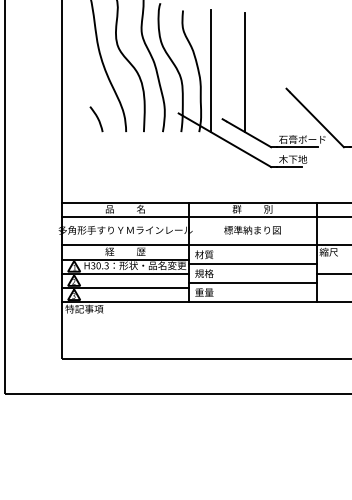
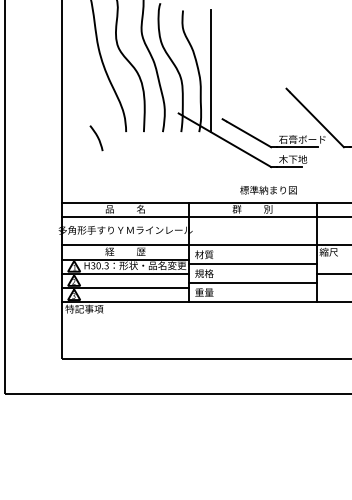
line: present -> none (245, 72)
curve position: (97, 119) -> (97, 138) (97, 138)
text position: (252, 230) -> (268, 190) (268, 190)
